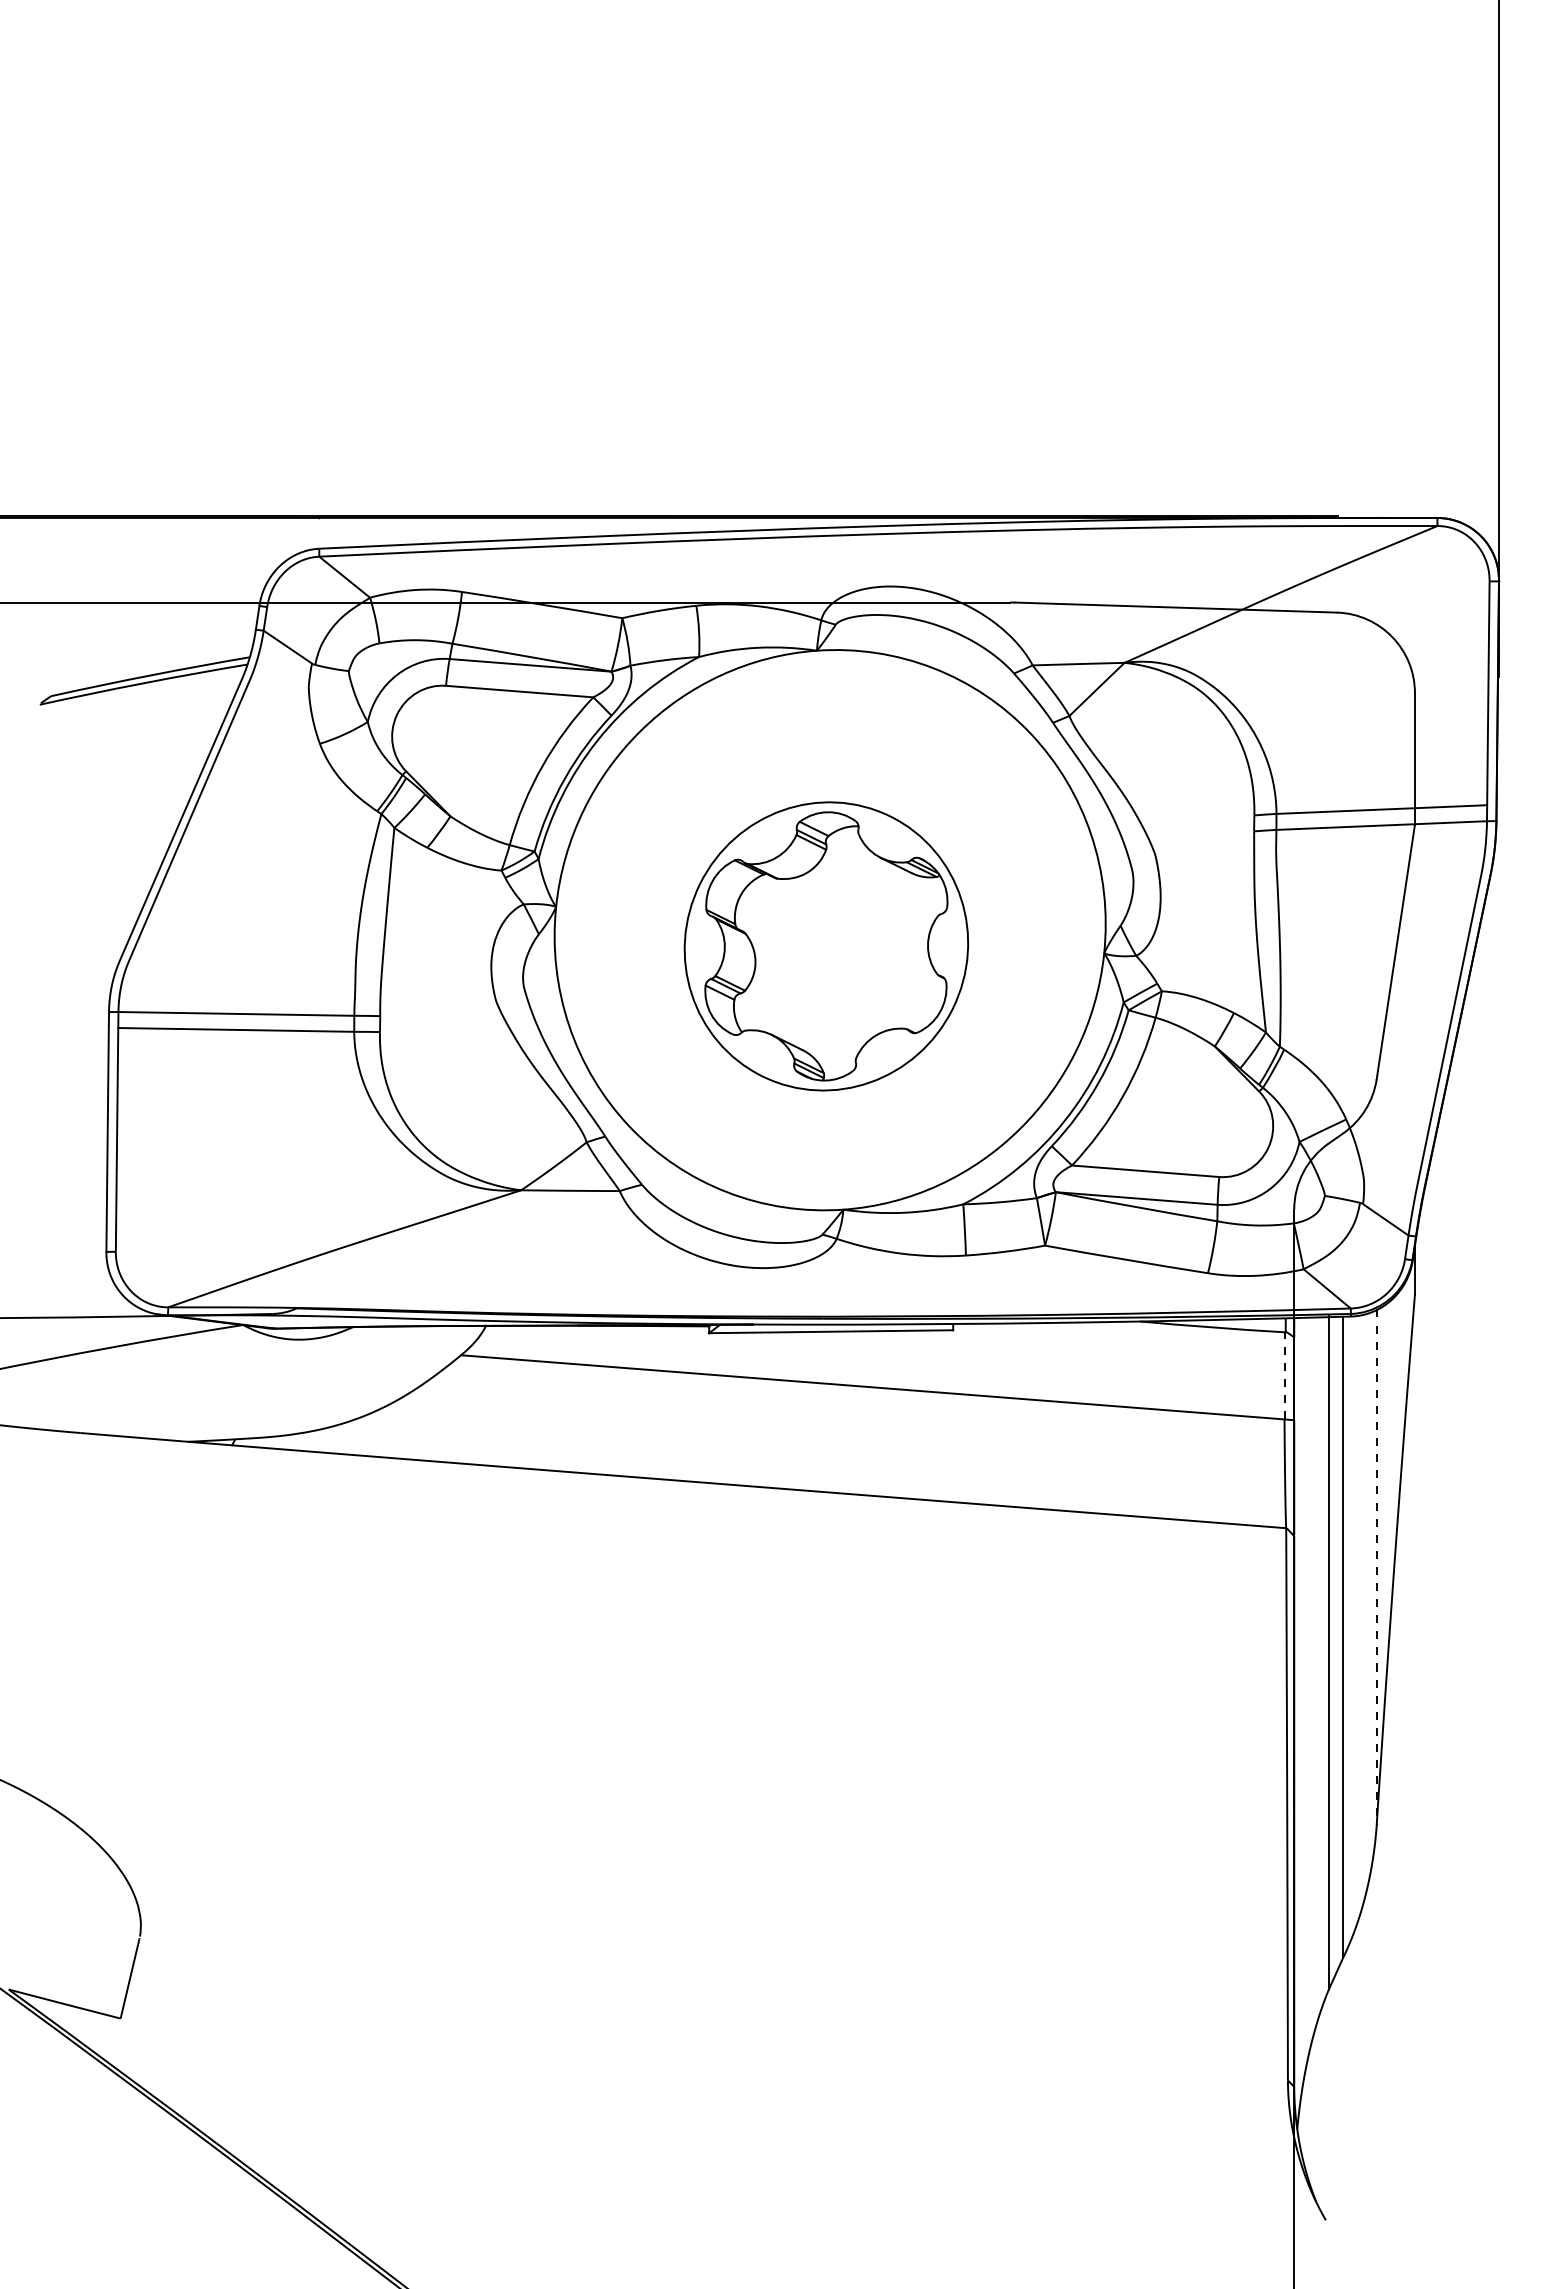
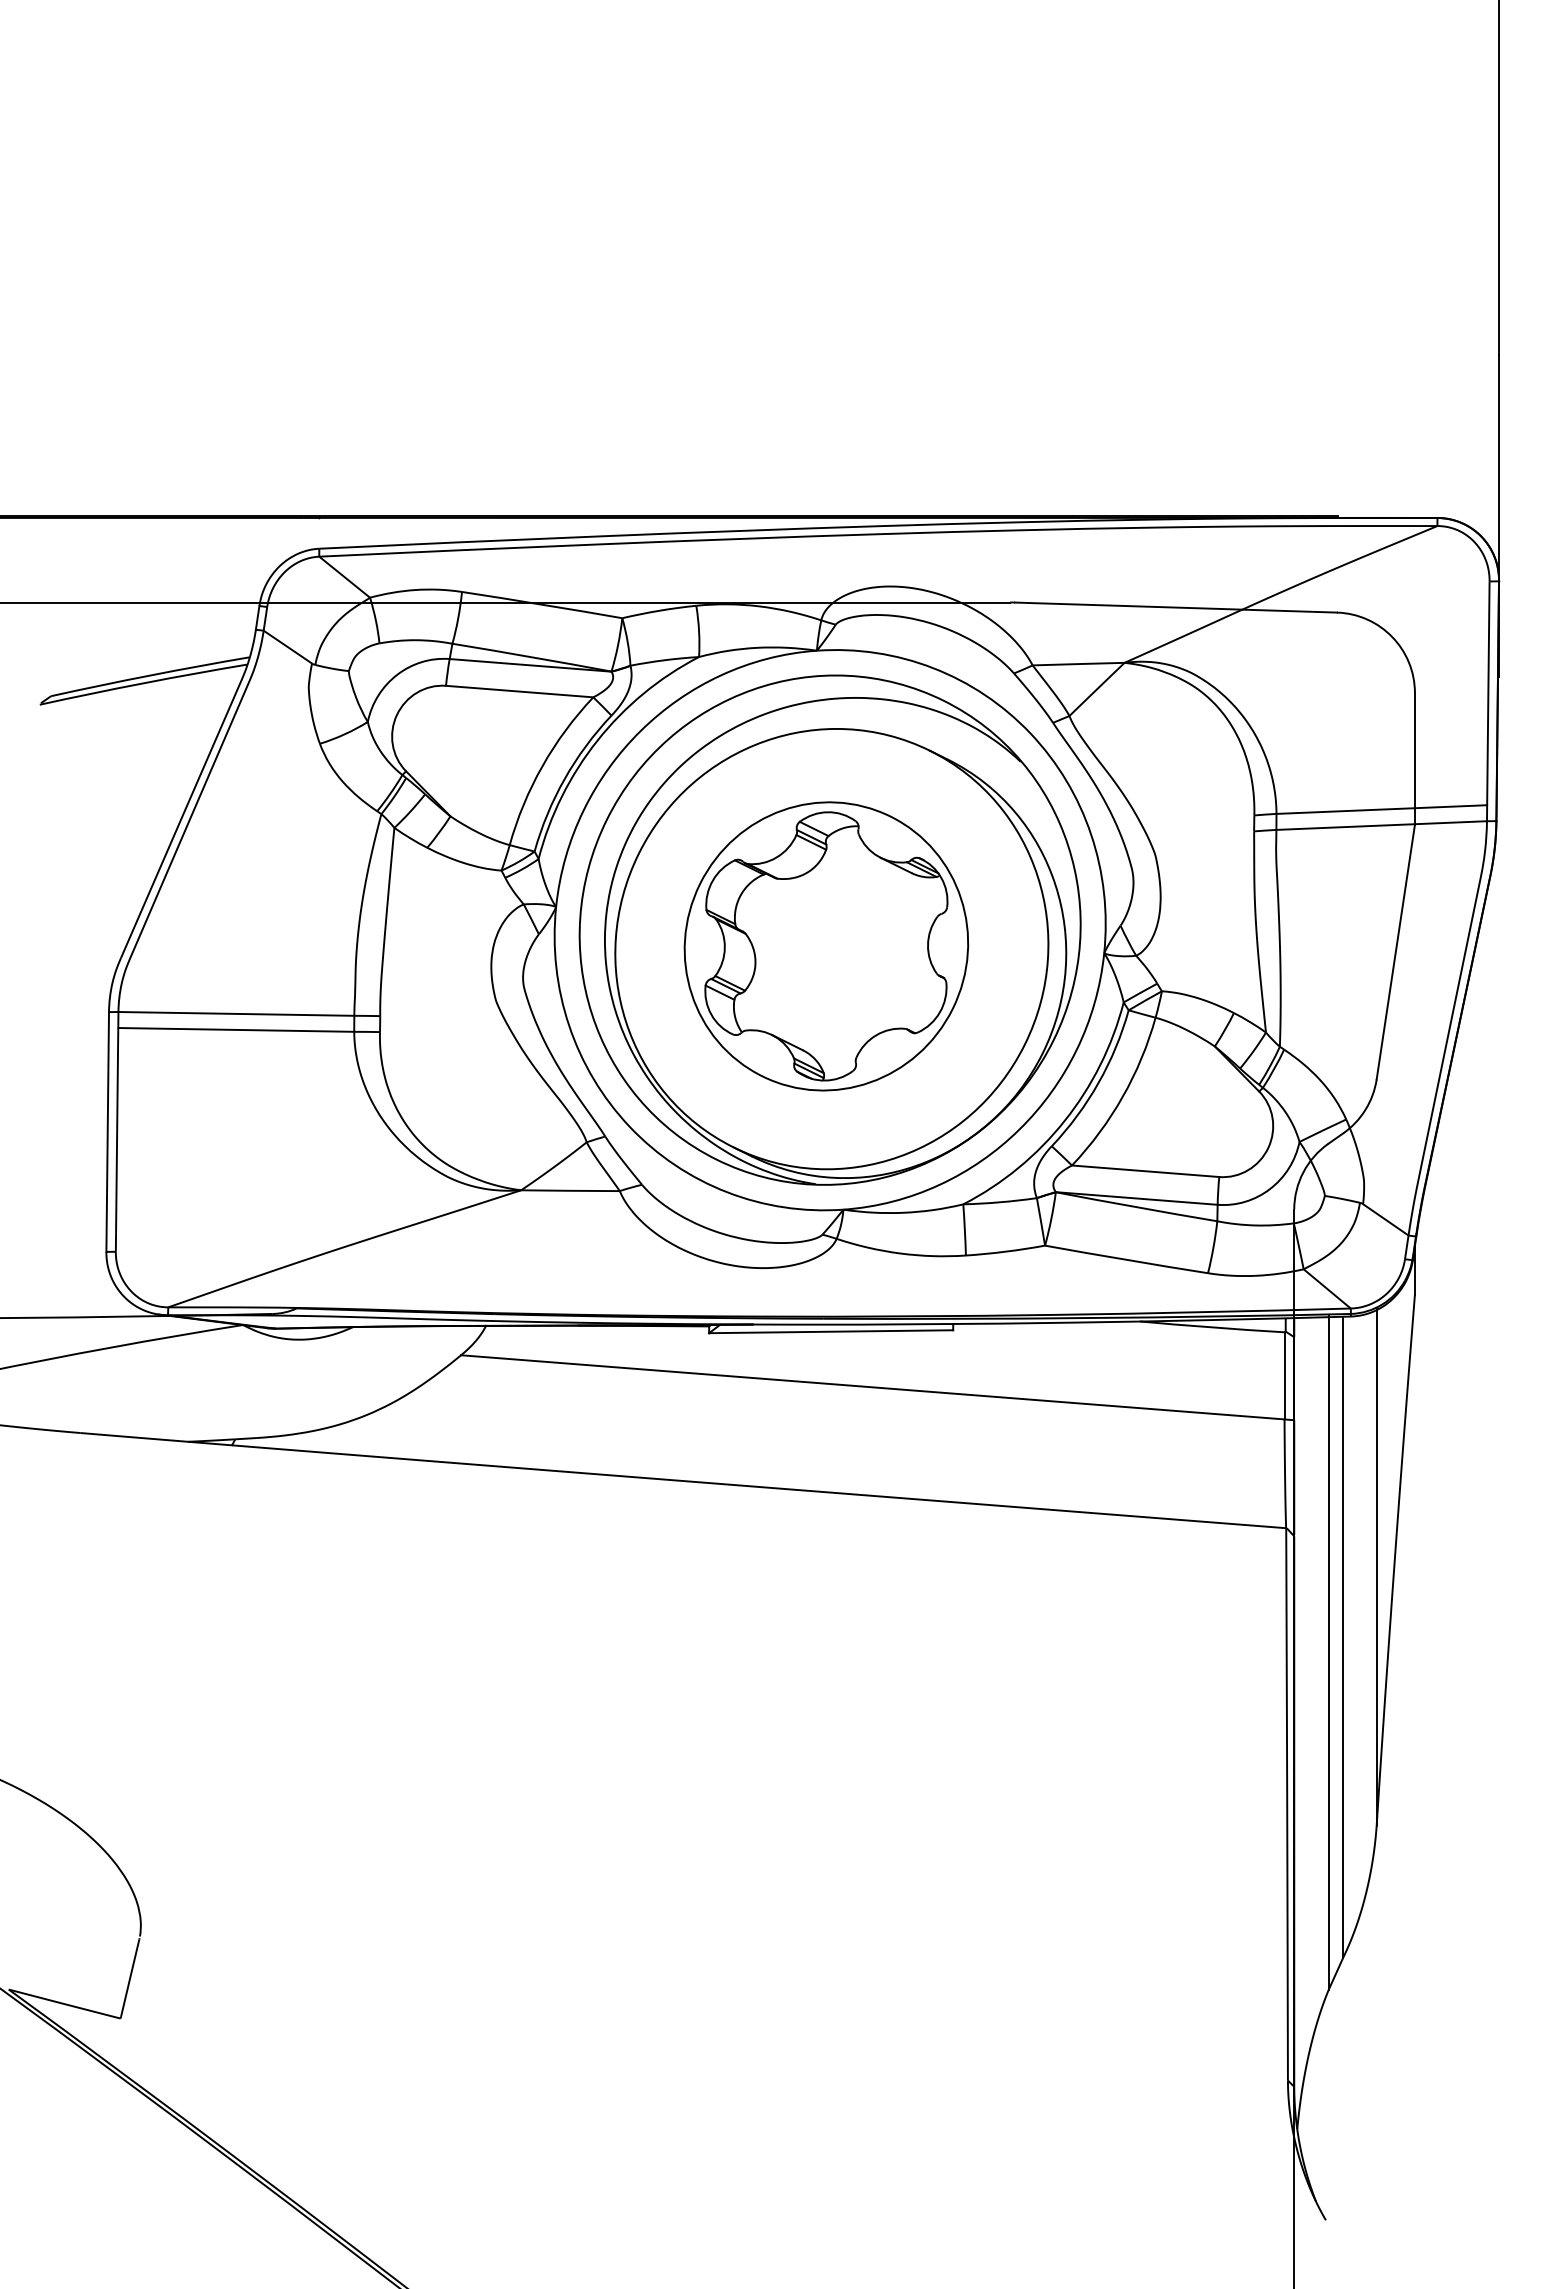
part: none -> present (829, 929)
line: dashed -> solid (1284, 1375)
line: dashed -> solid (1376, 1567)
